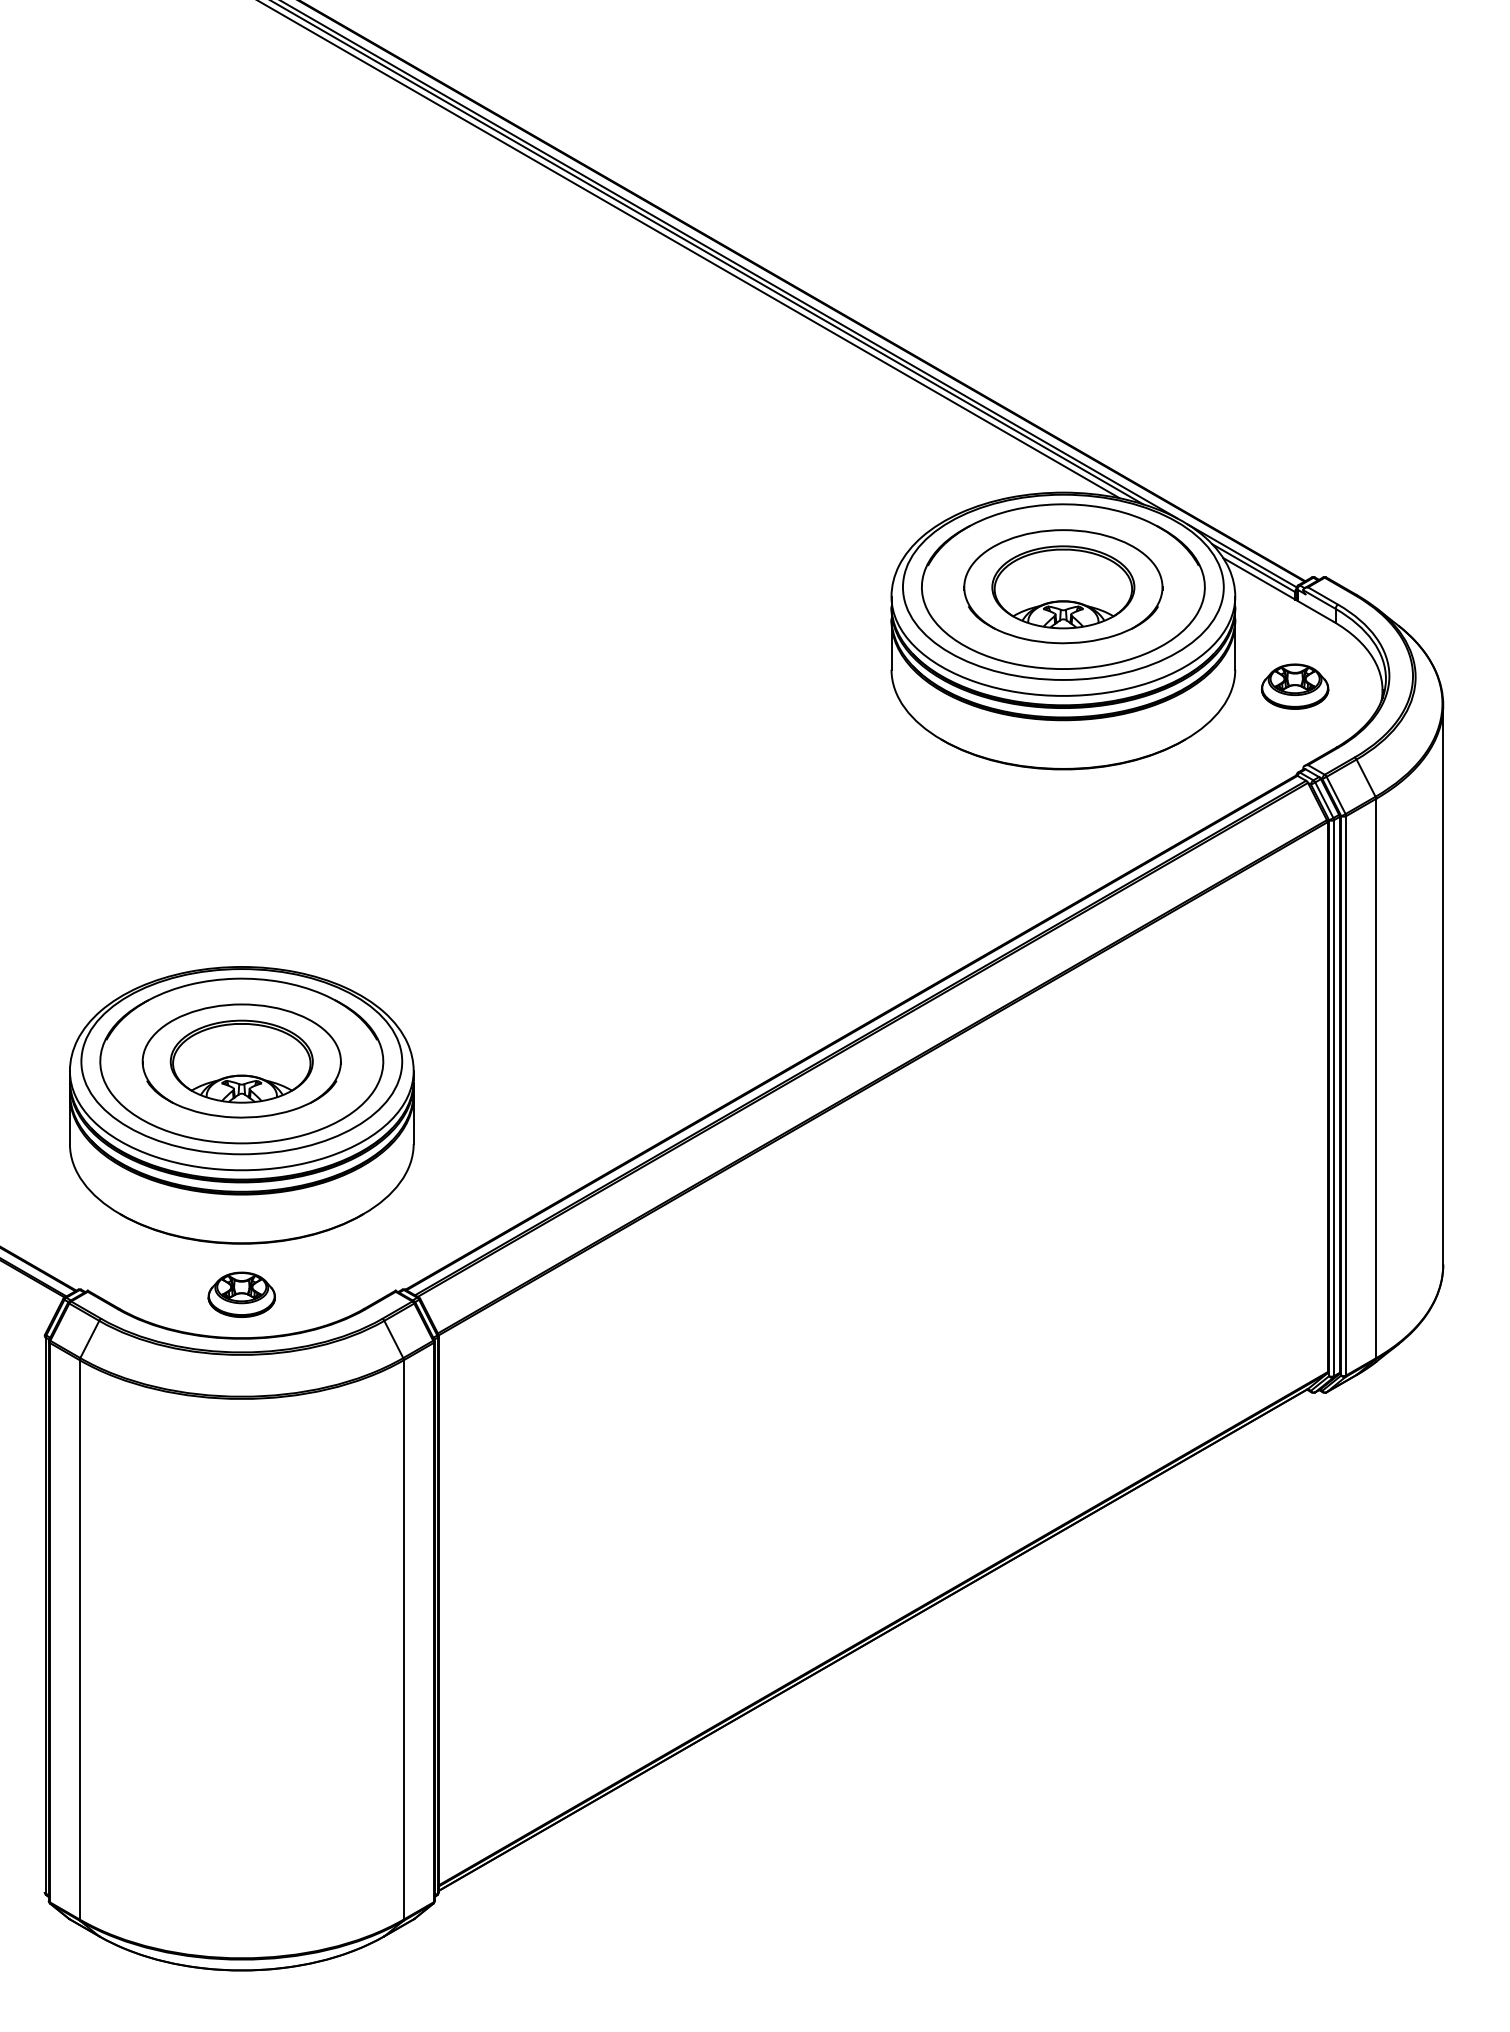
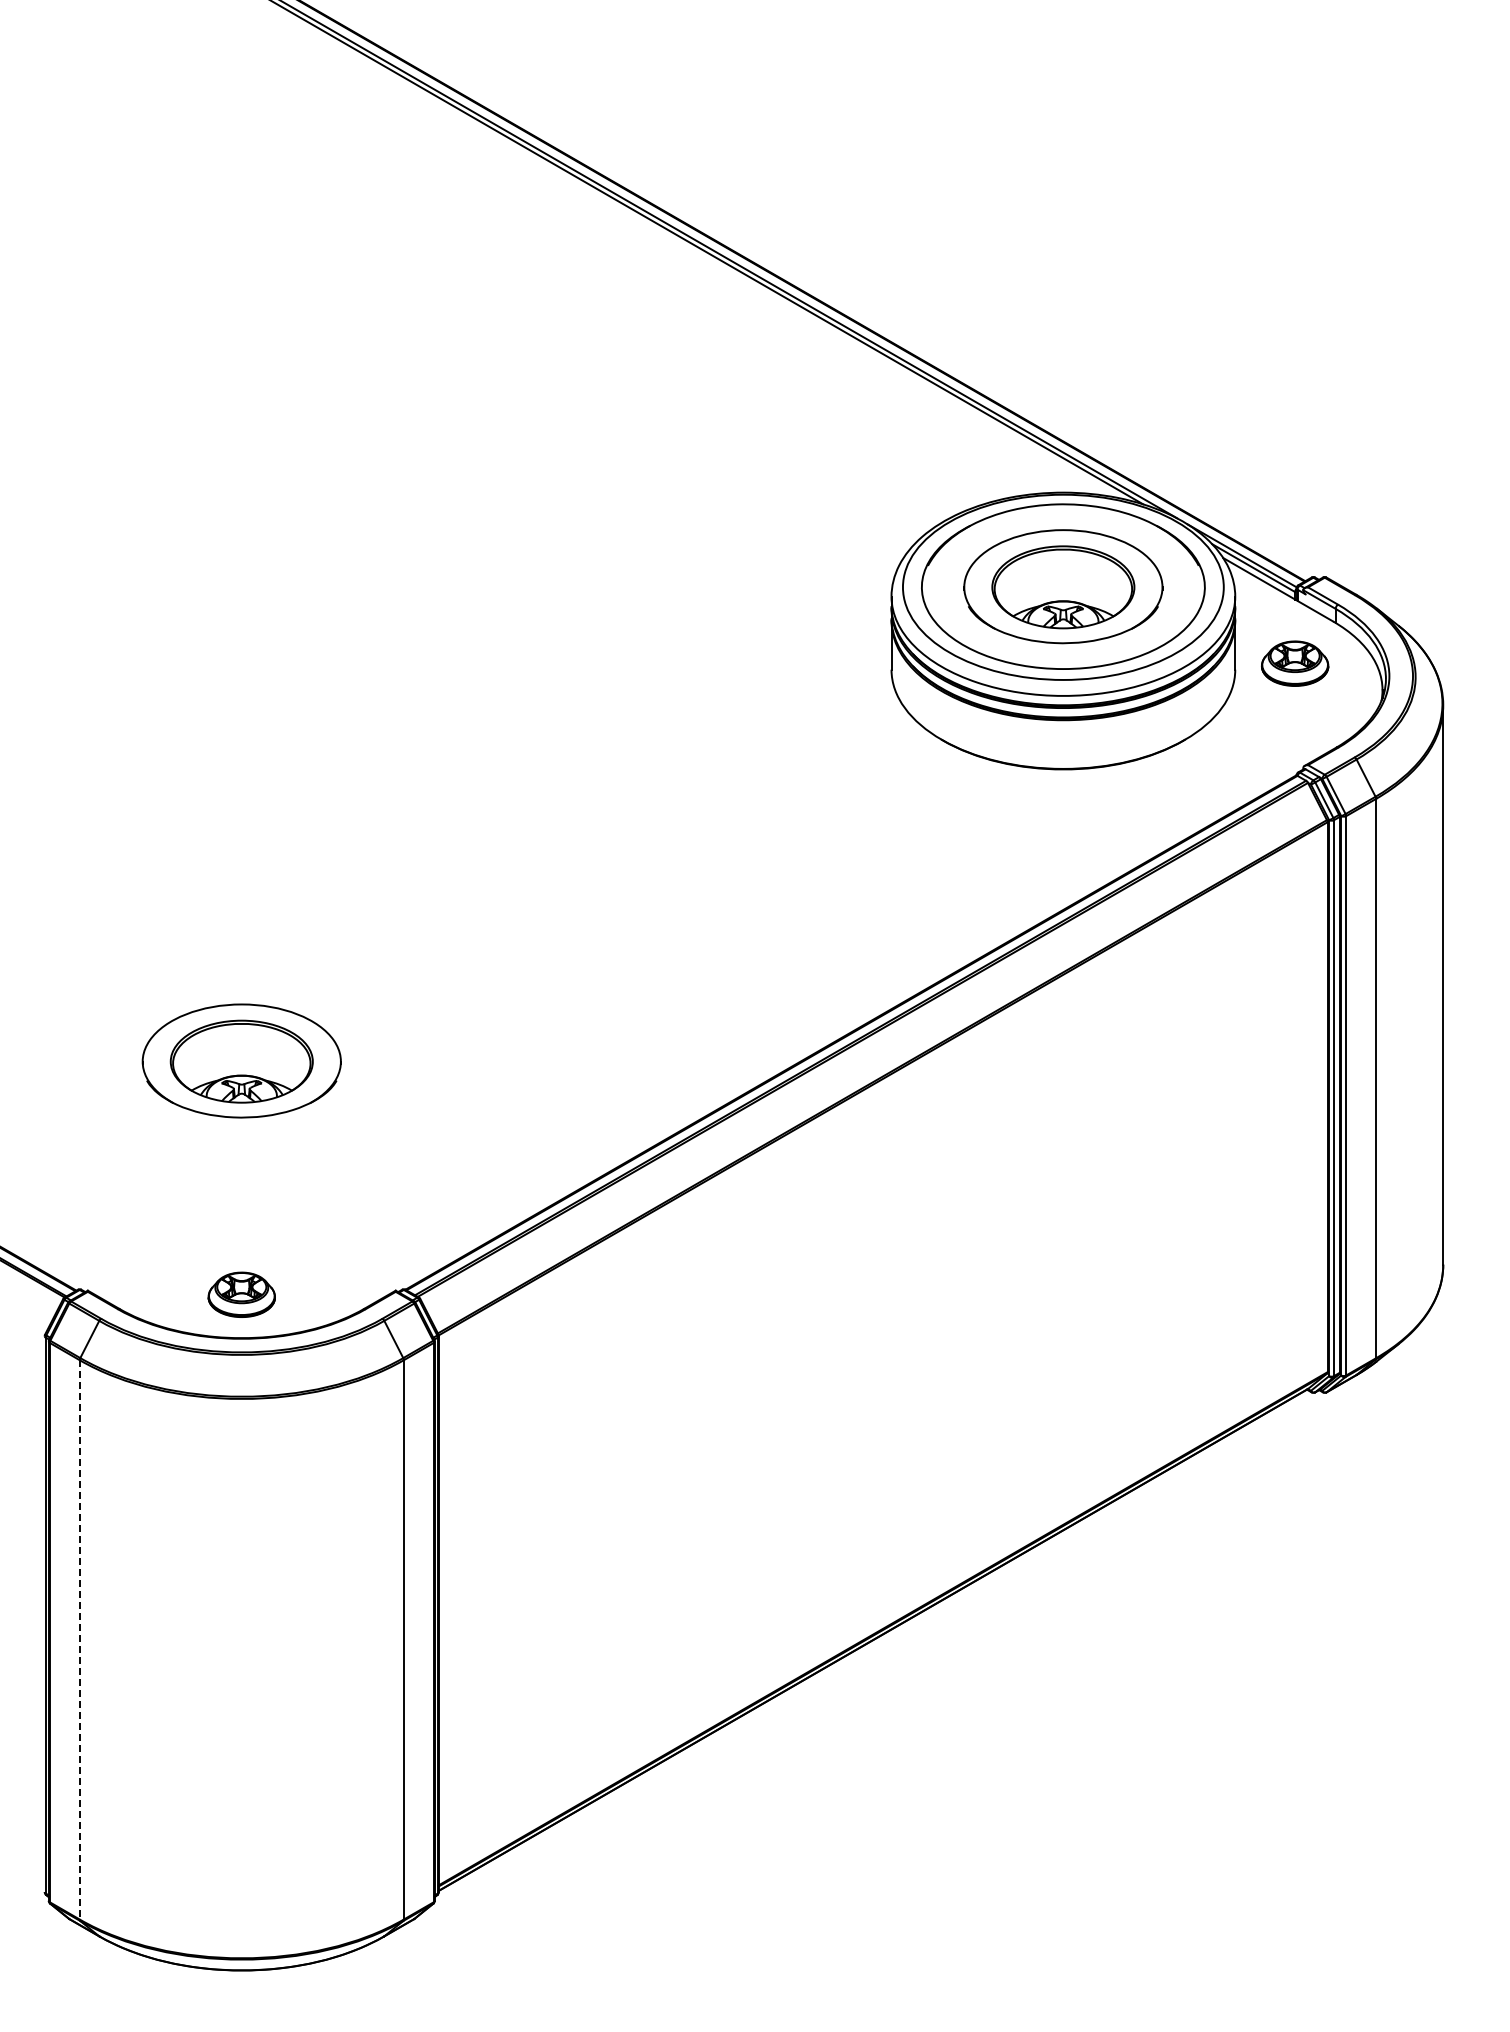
line: present -> none (689, 250)
part position: (1295, 686) -> (1295, 663) (1295, 663)
part: present -> none (241, 1105)
line: solid -> dashed (79, 1639)
